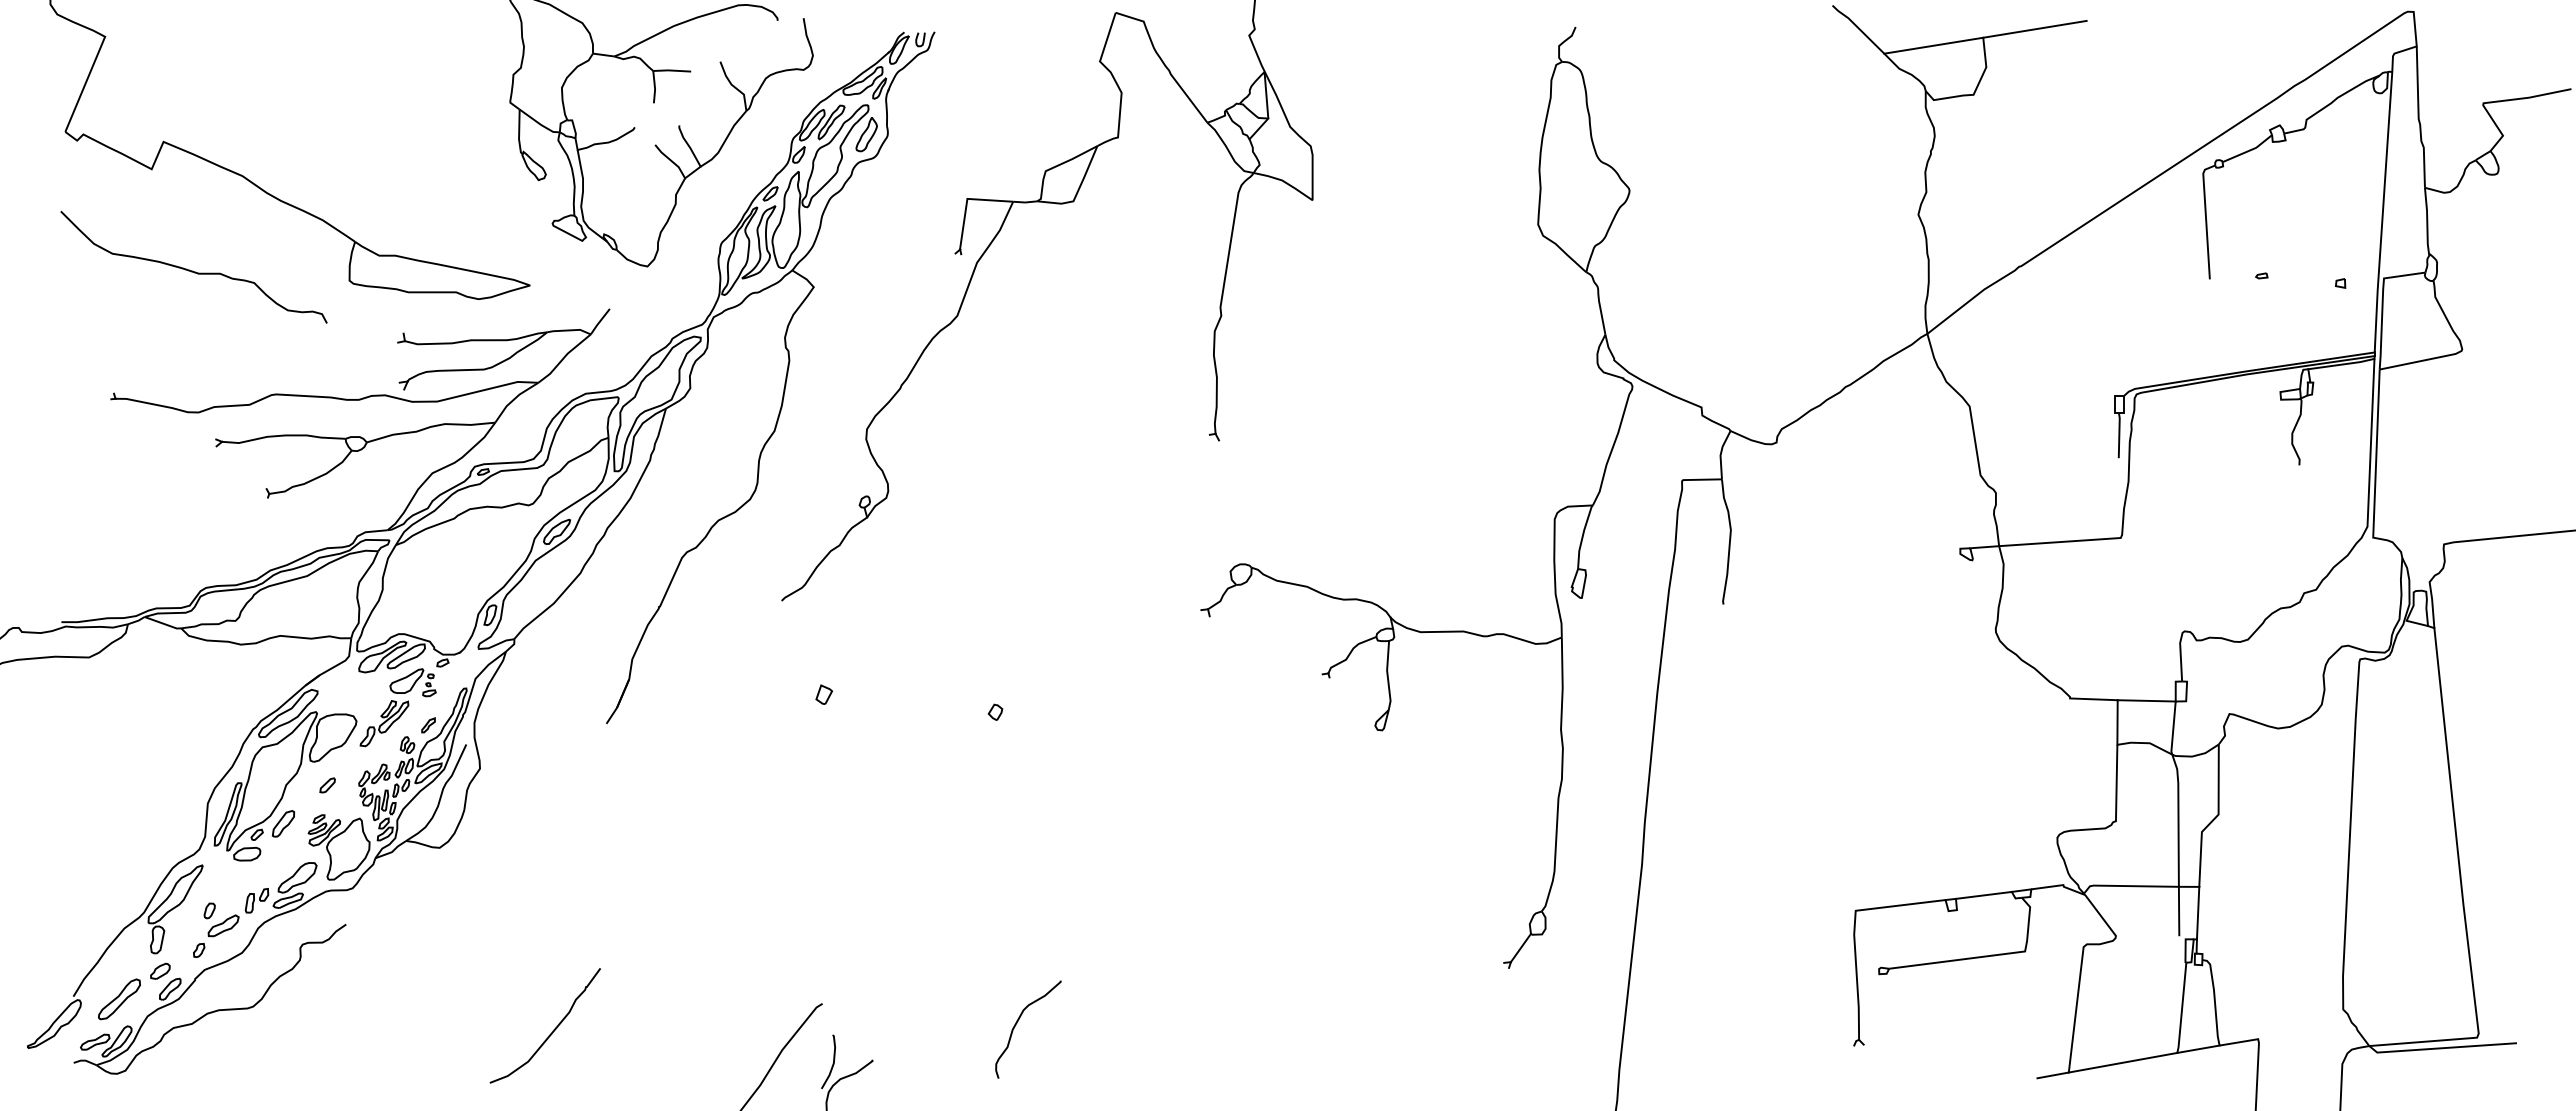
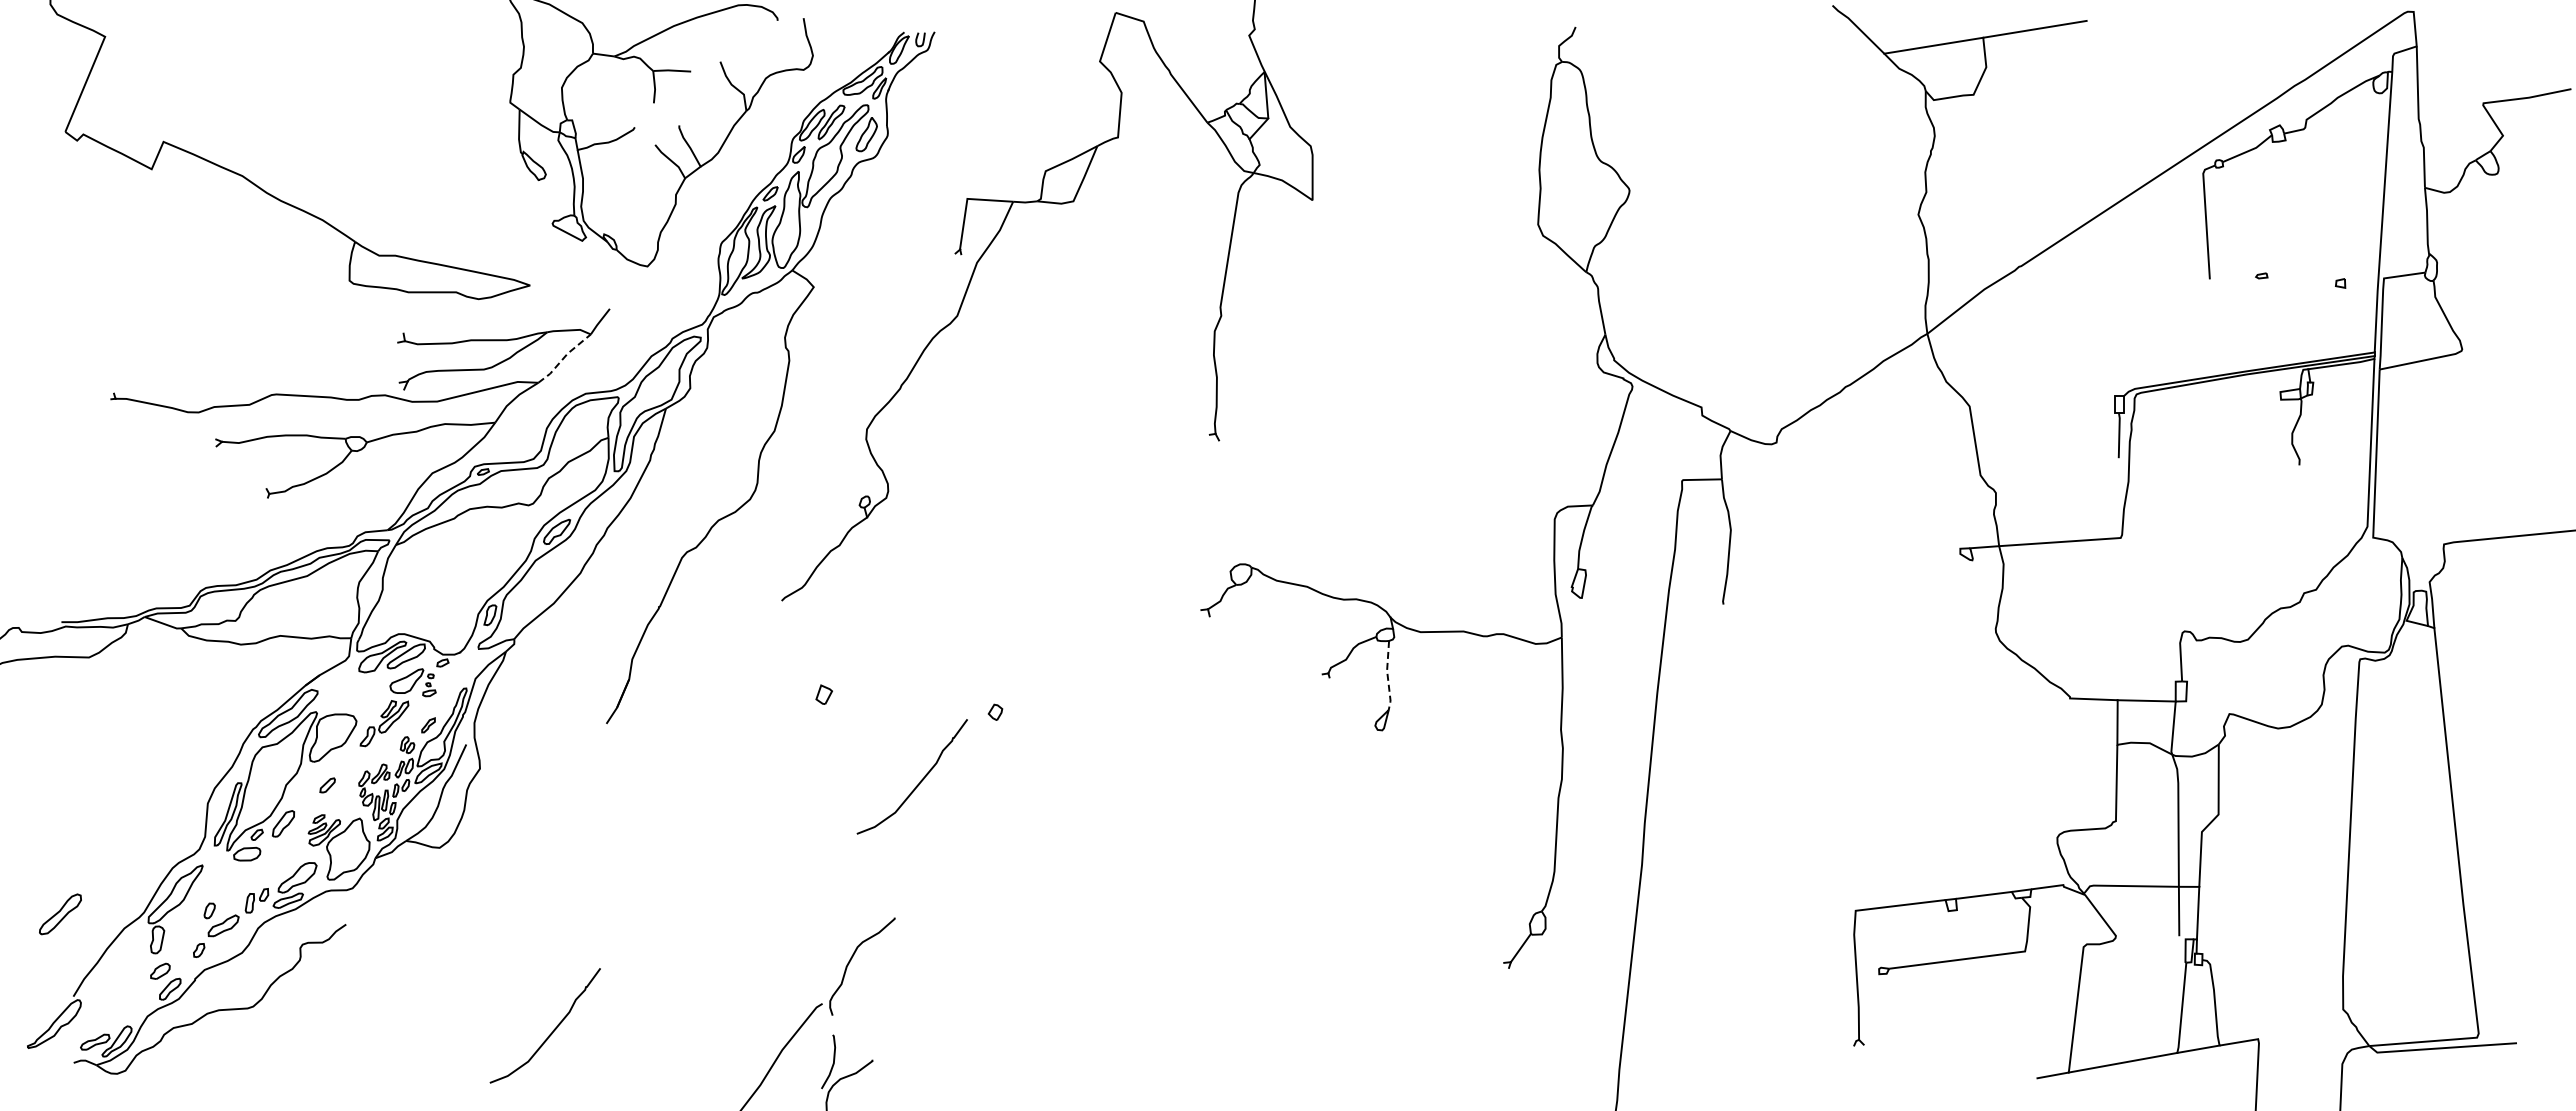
curve: present -> none (192, 270)
line: solid -> dashed (564, 357)
line: solid -> dashed (1387, 676)
curve: none -> present (920, 780)
part position: (119, 999) -> (60, 914) (60, 914)
curve position: (1017, 1023) -> (851, 960) (851, 960)
